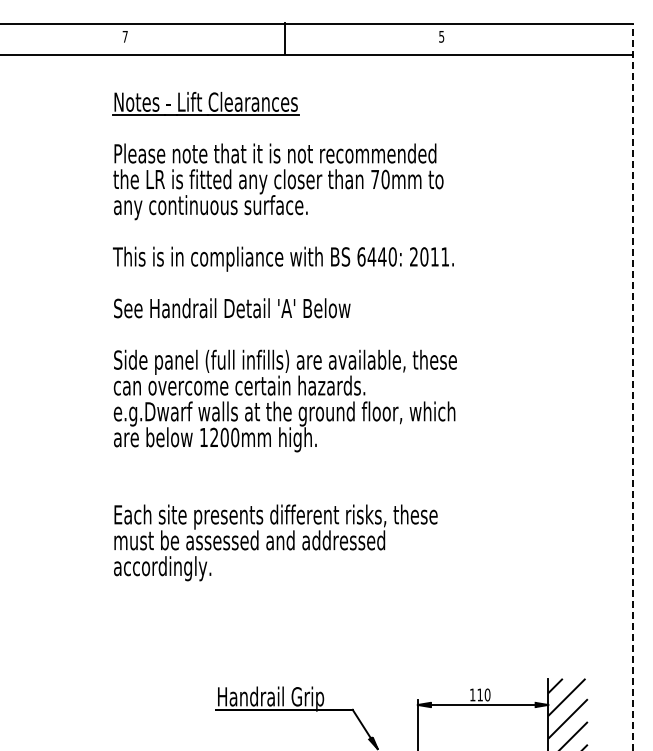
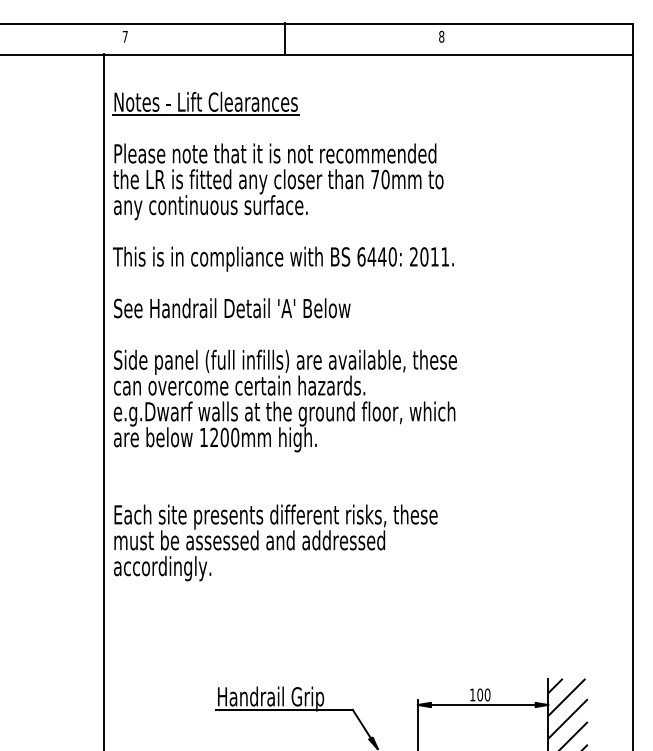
text: 5 -> 8 (441, 36)
line: dashed -> solid (633, 386)
line: none -> present (104, 400)
text: 110 -> 100 (480, 694)
